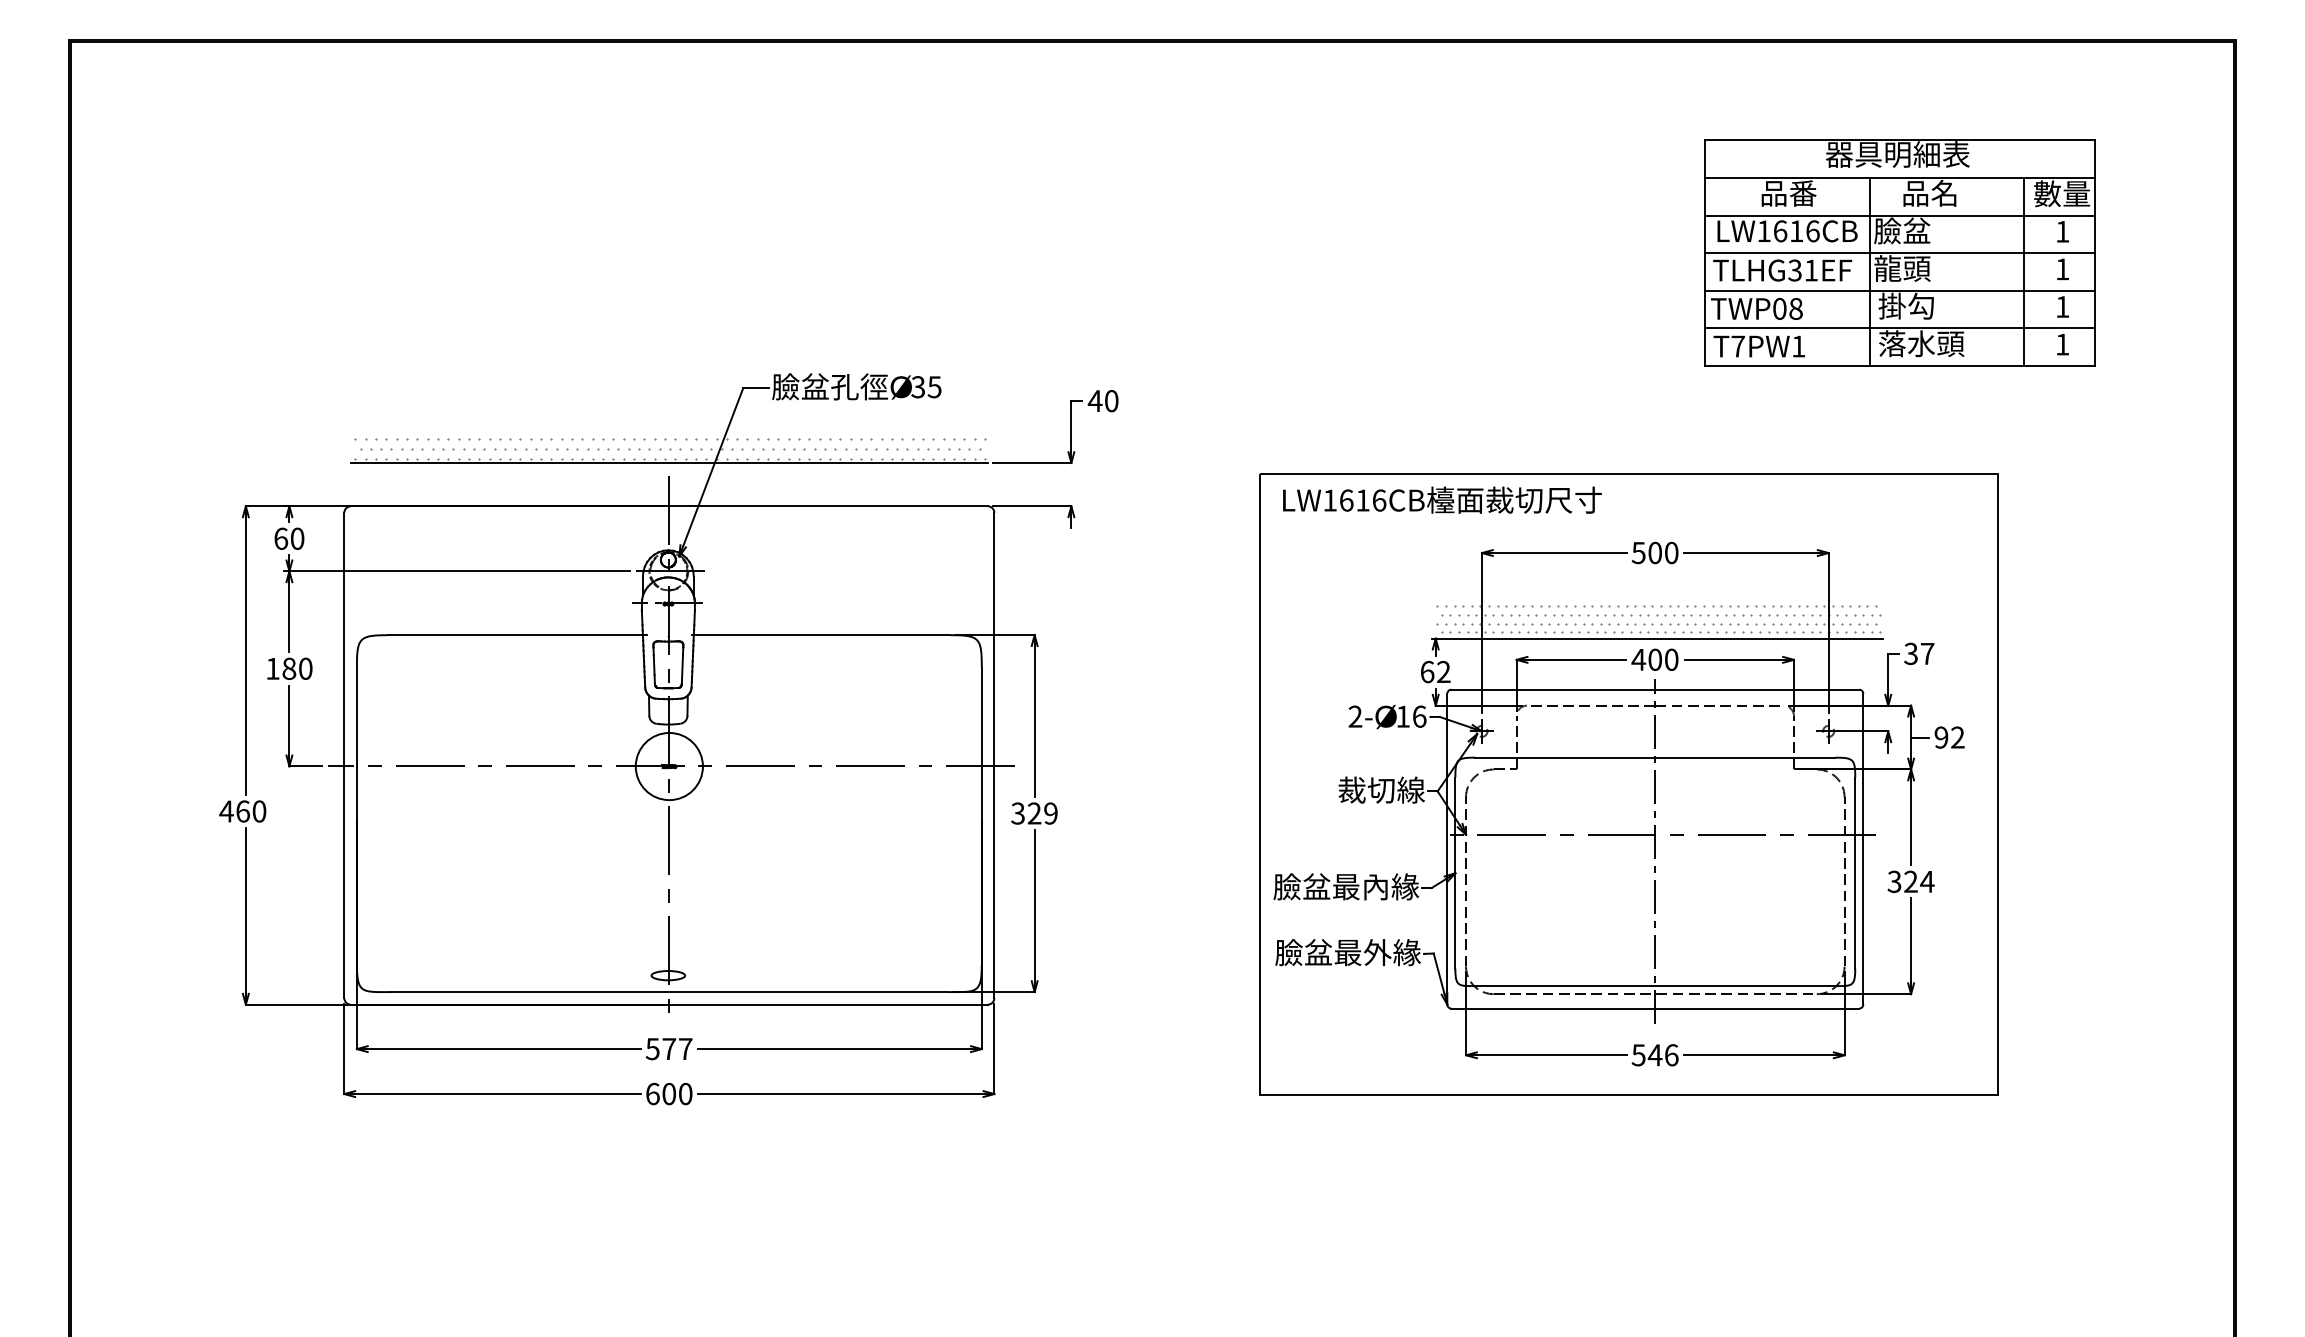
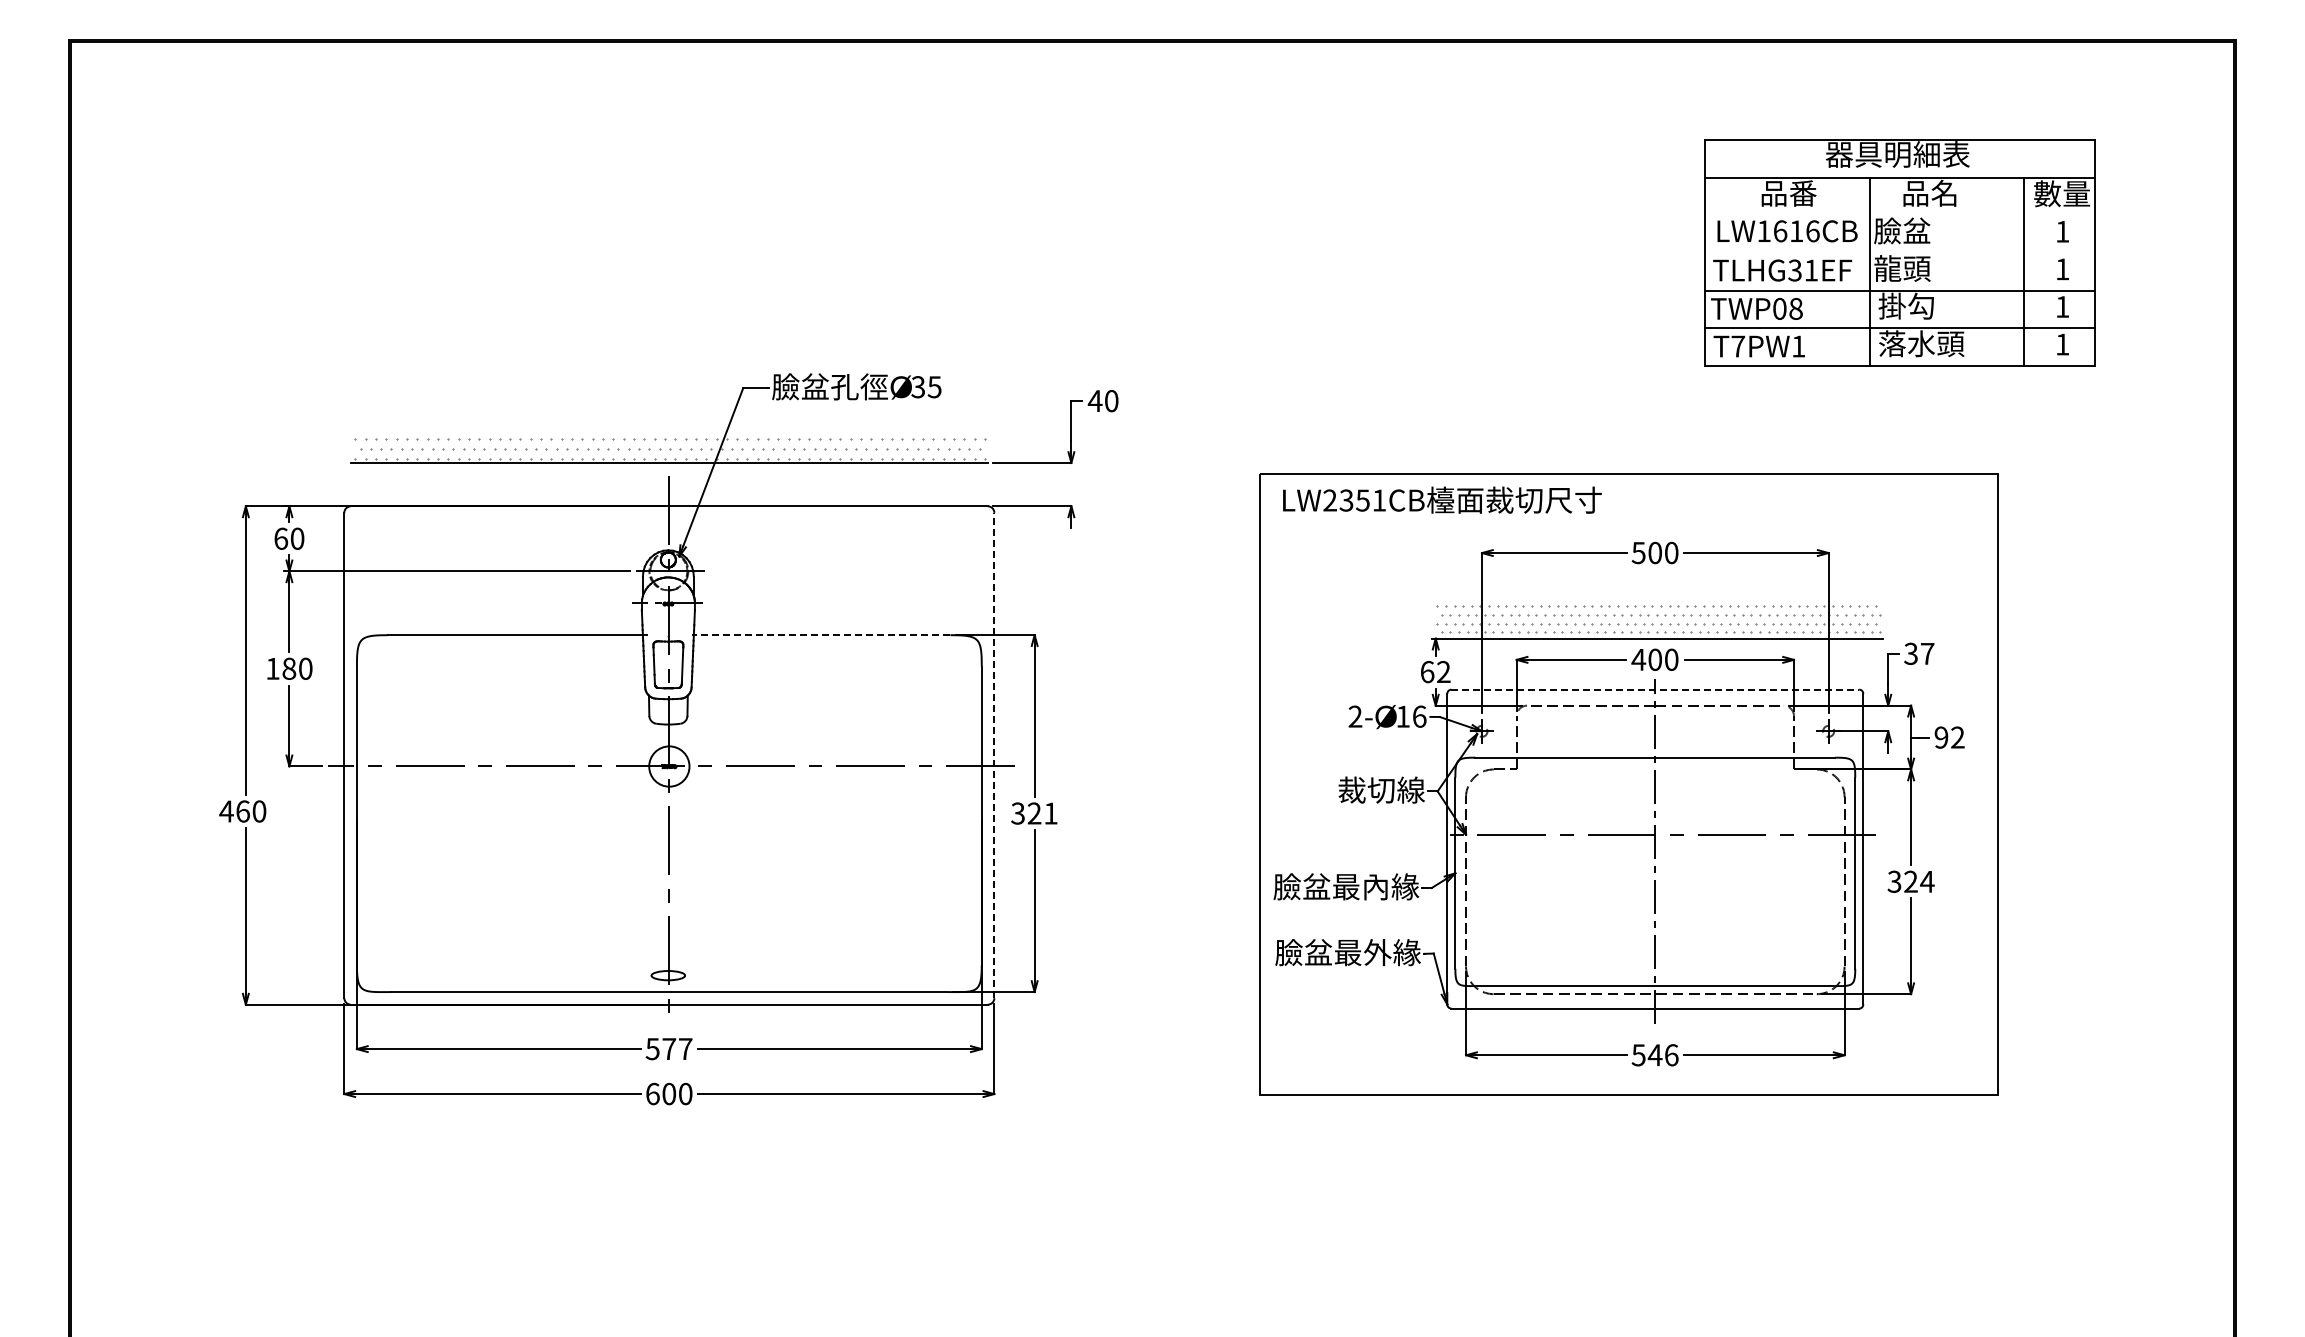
line: present -> none (1899, 215)
line: present -> none (1899, 253)
text: LW1616CB -> LW2351CB (1354, 500)
line: solid -> dashed (820, 635)
line: solid -> dashed (1655, 689)
line: solid -> dashed (994, 755)
circle diameter: 67 px -> 40 px (669, 766)
text: 329 -> 321 (1050, 813)
